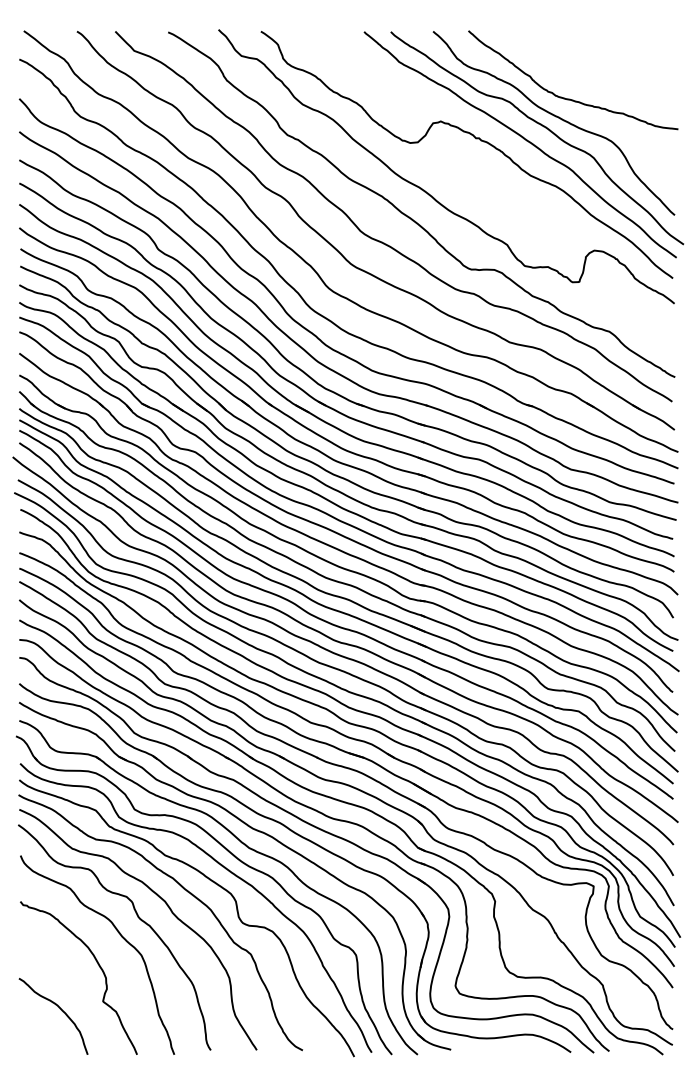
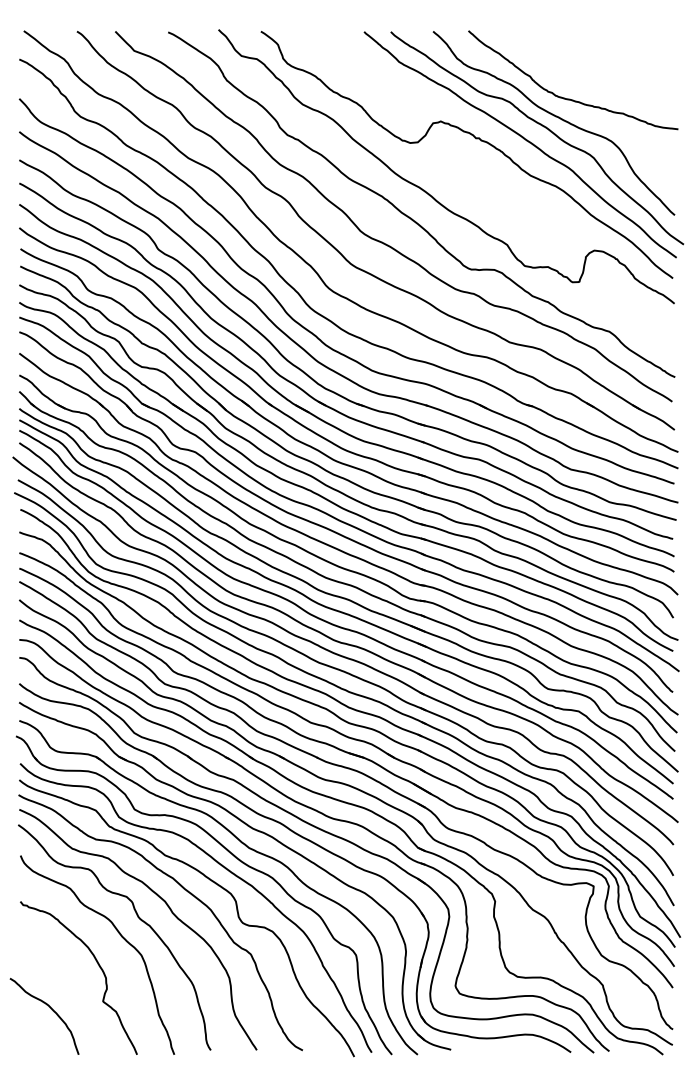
curve position: (60, 1009) -> (51, 1009) (51, 1009)
